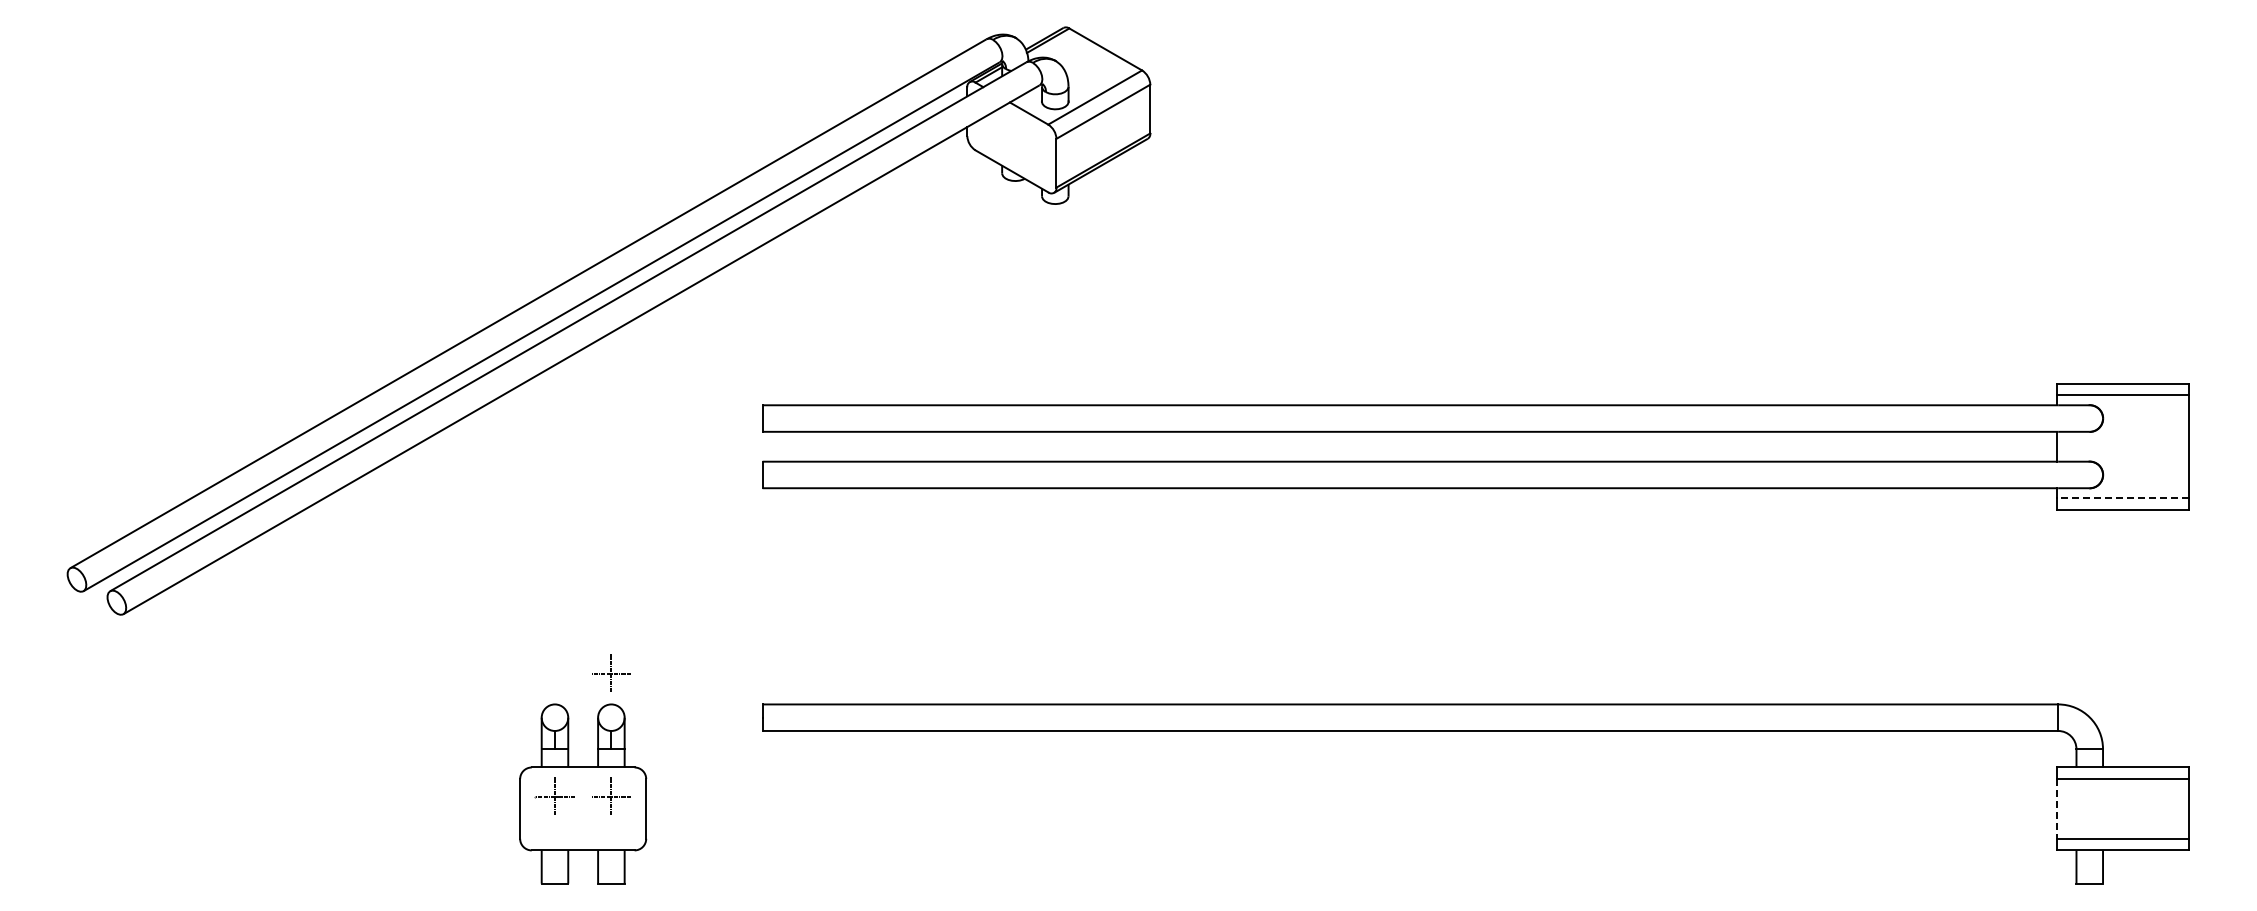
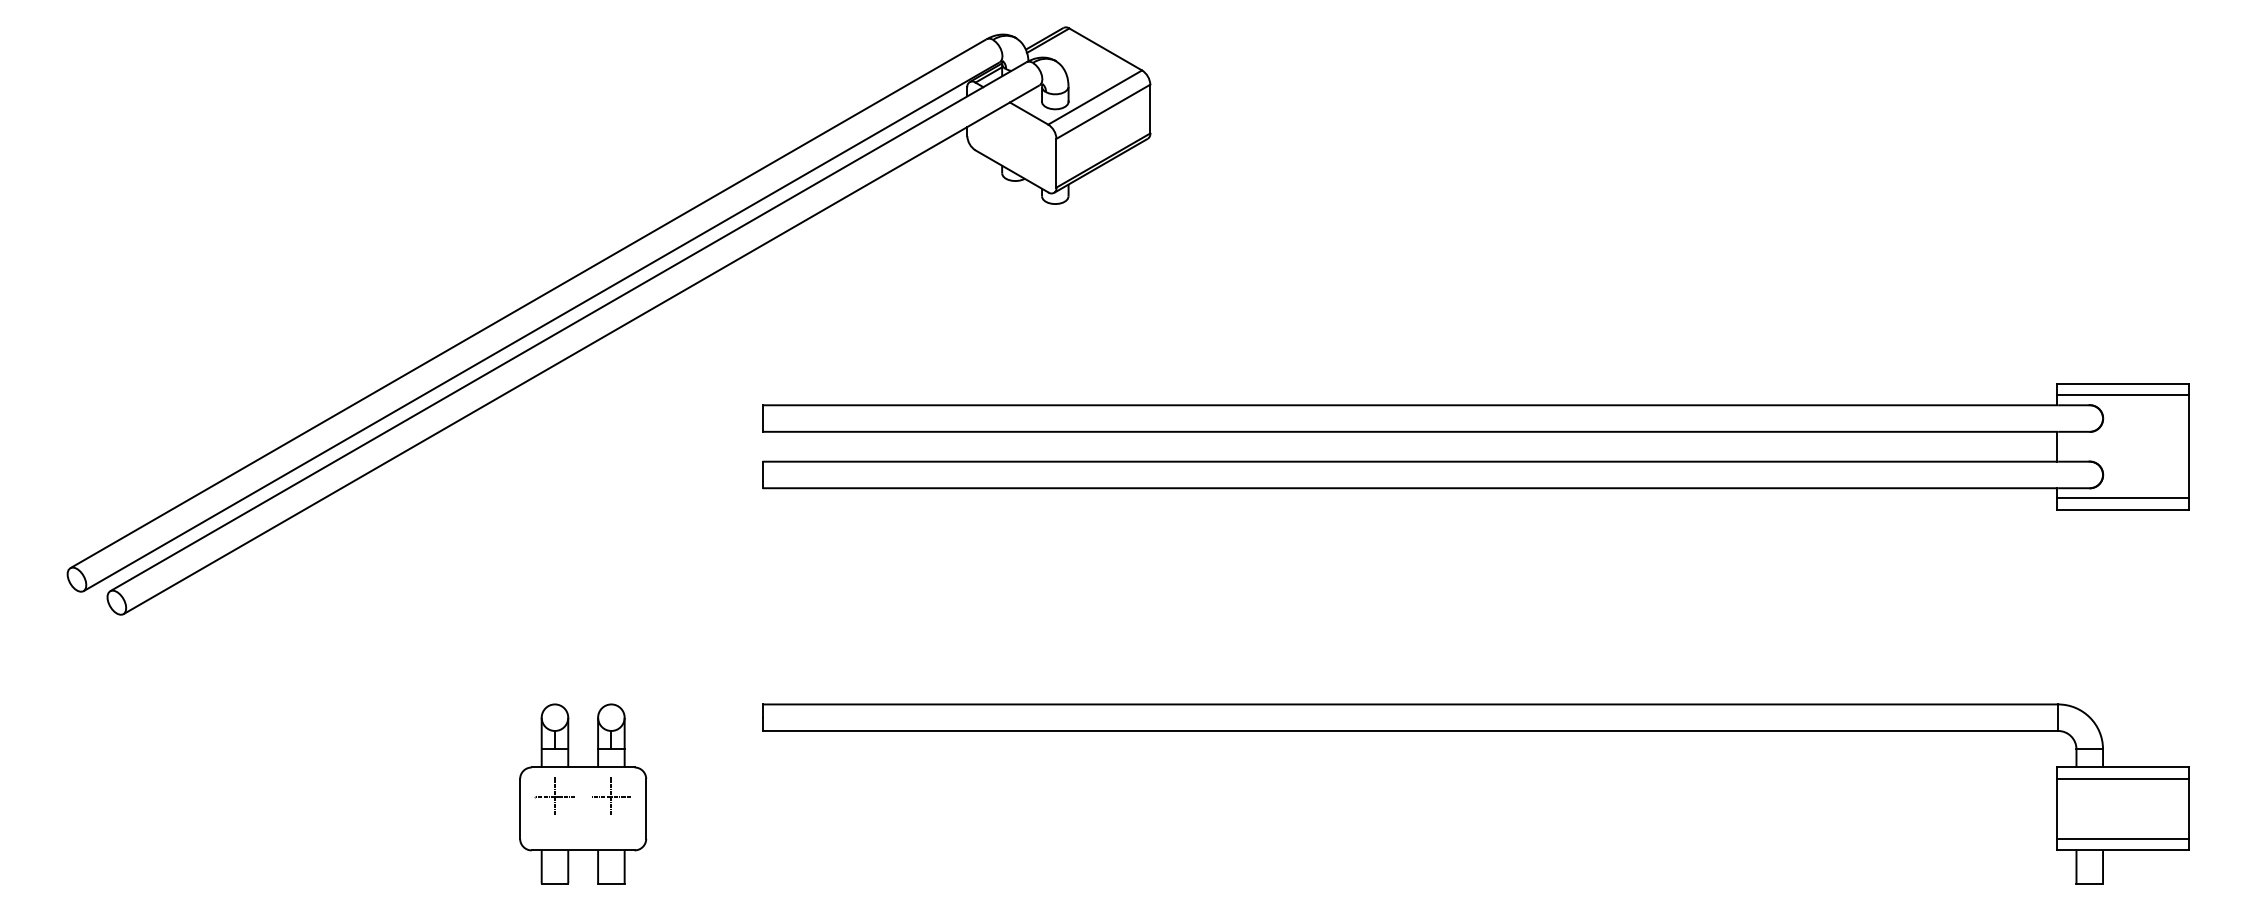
line: dashed -> solid (2122, 498)
part: present -> none (611, 672)
line: dashed -> solid (2056, 808)
